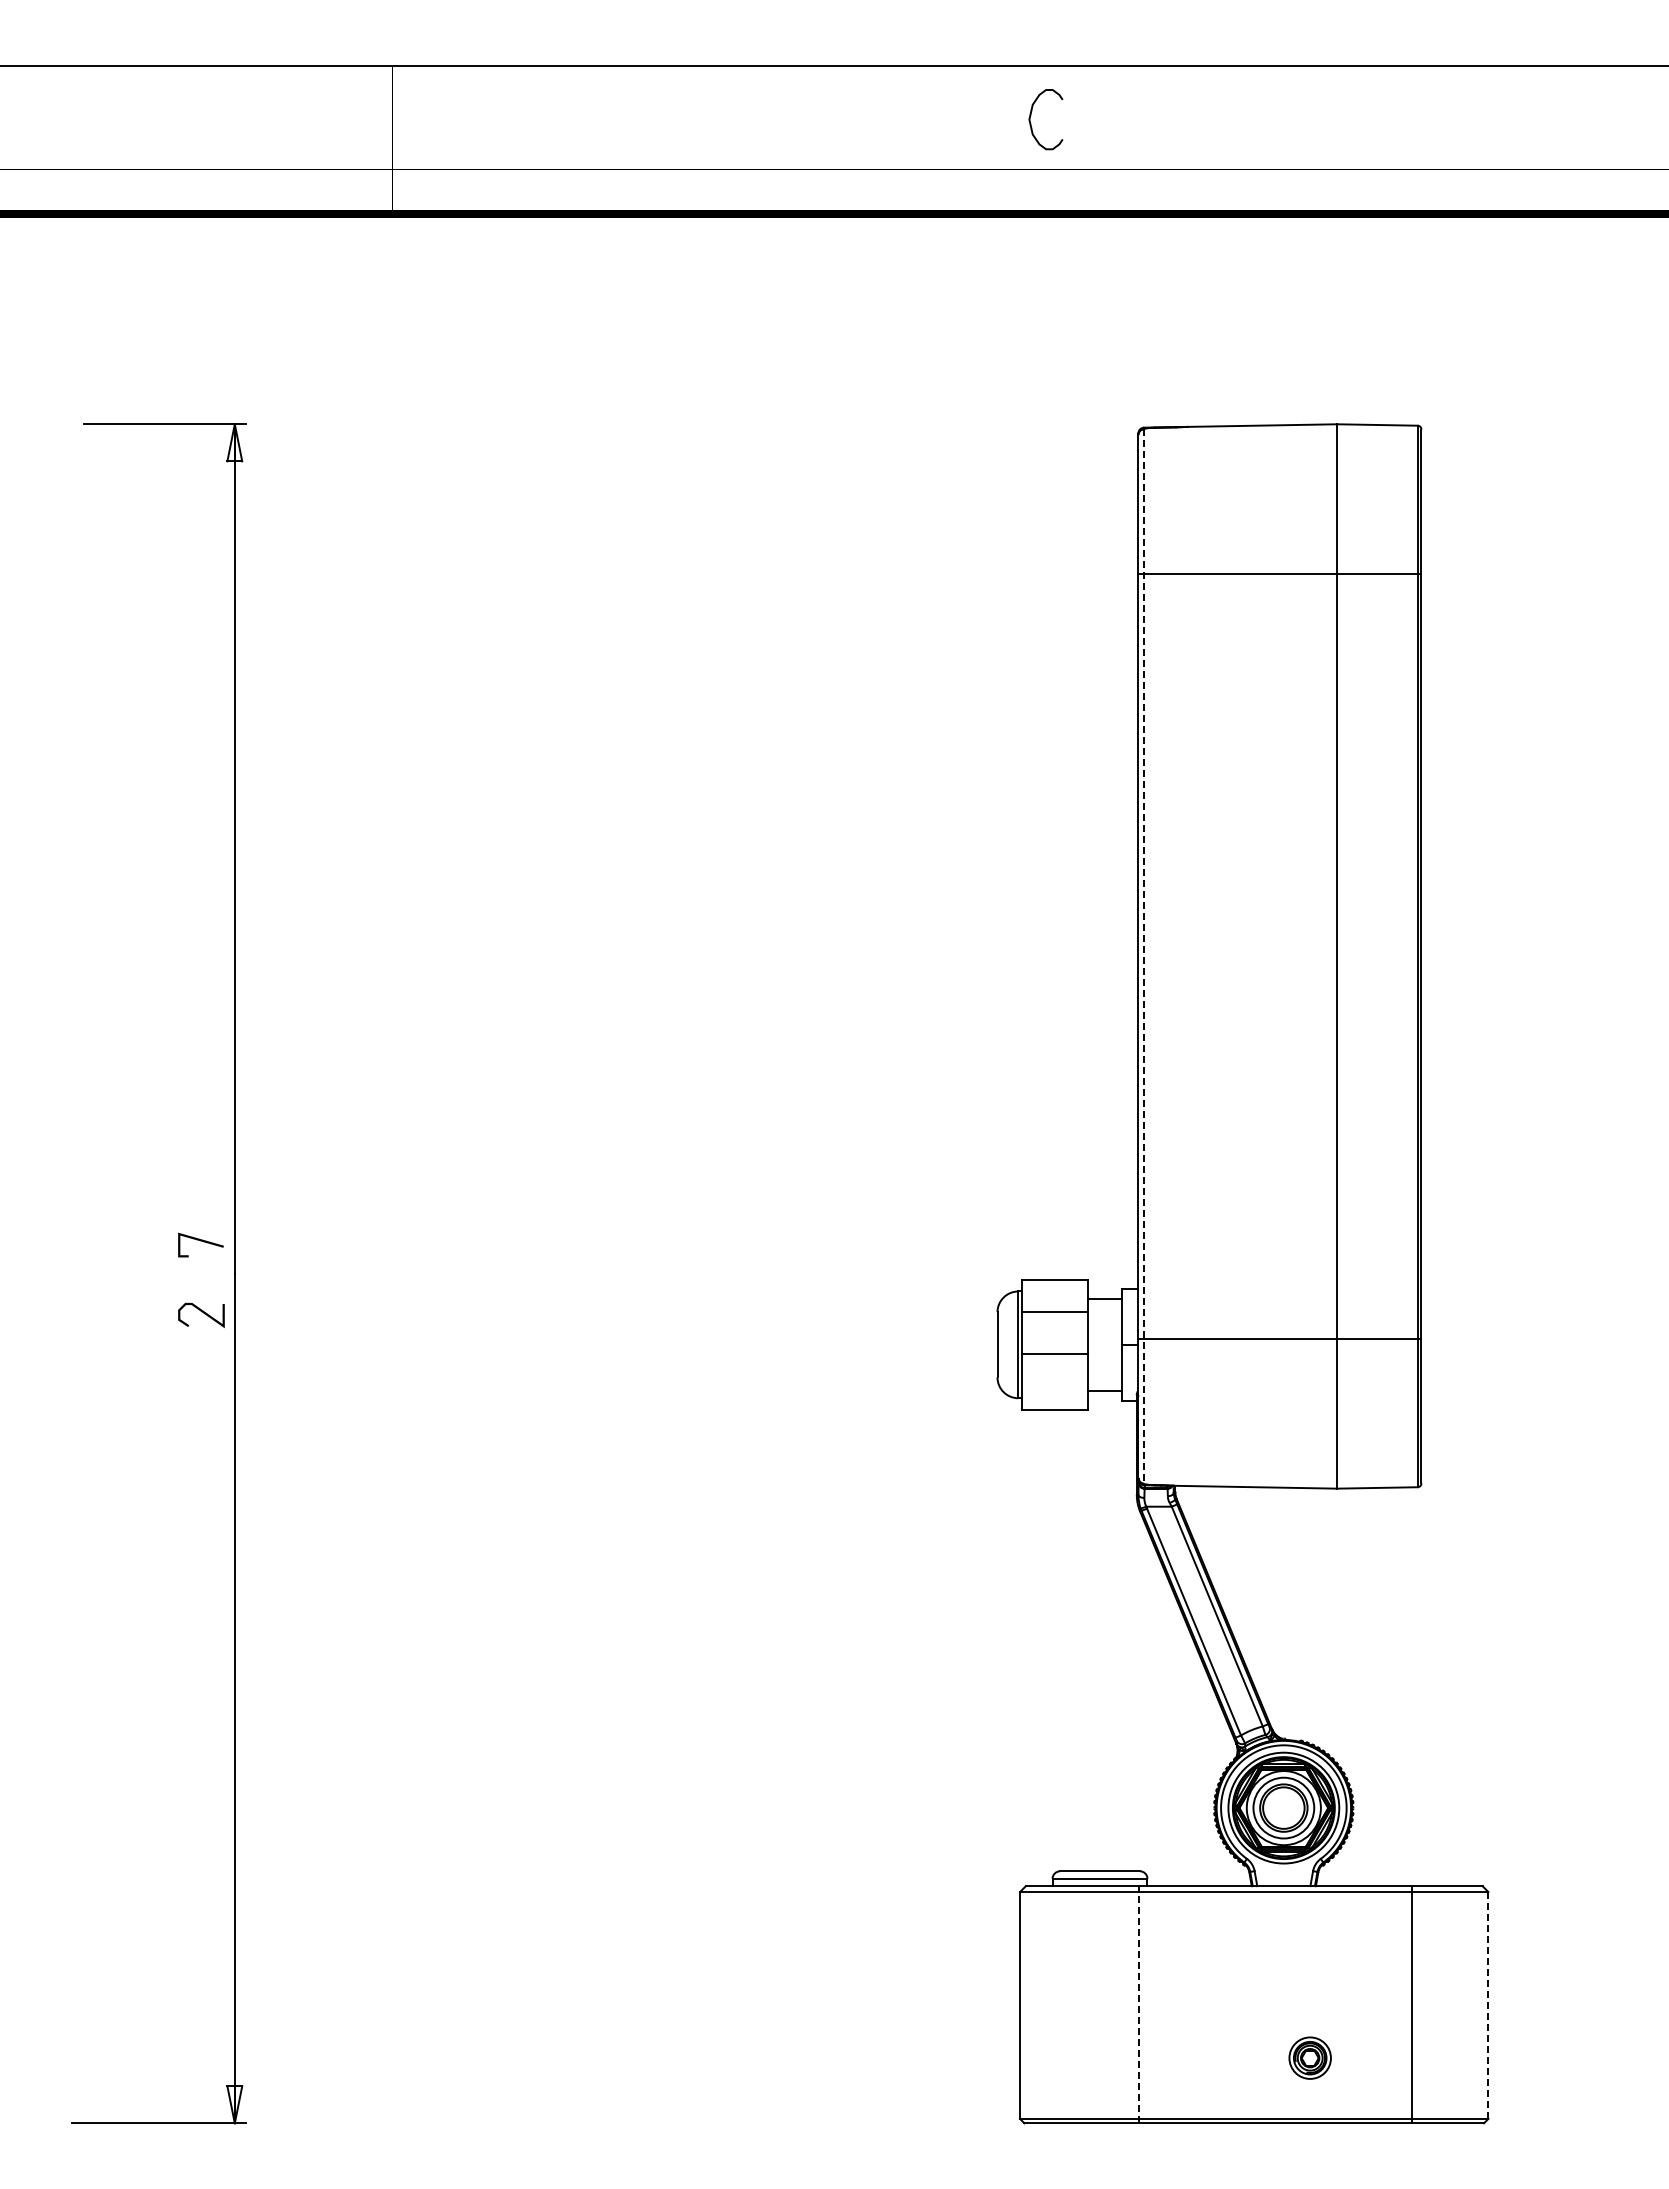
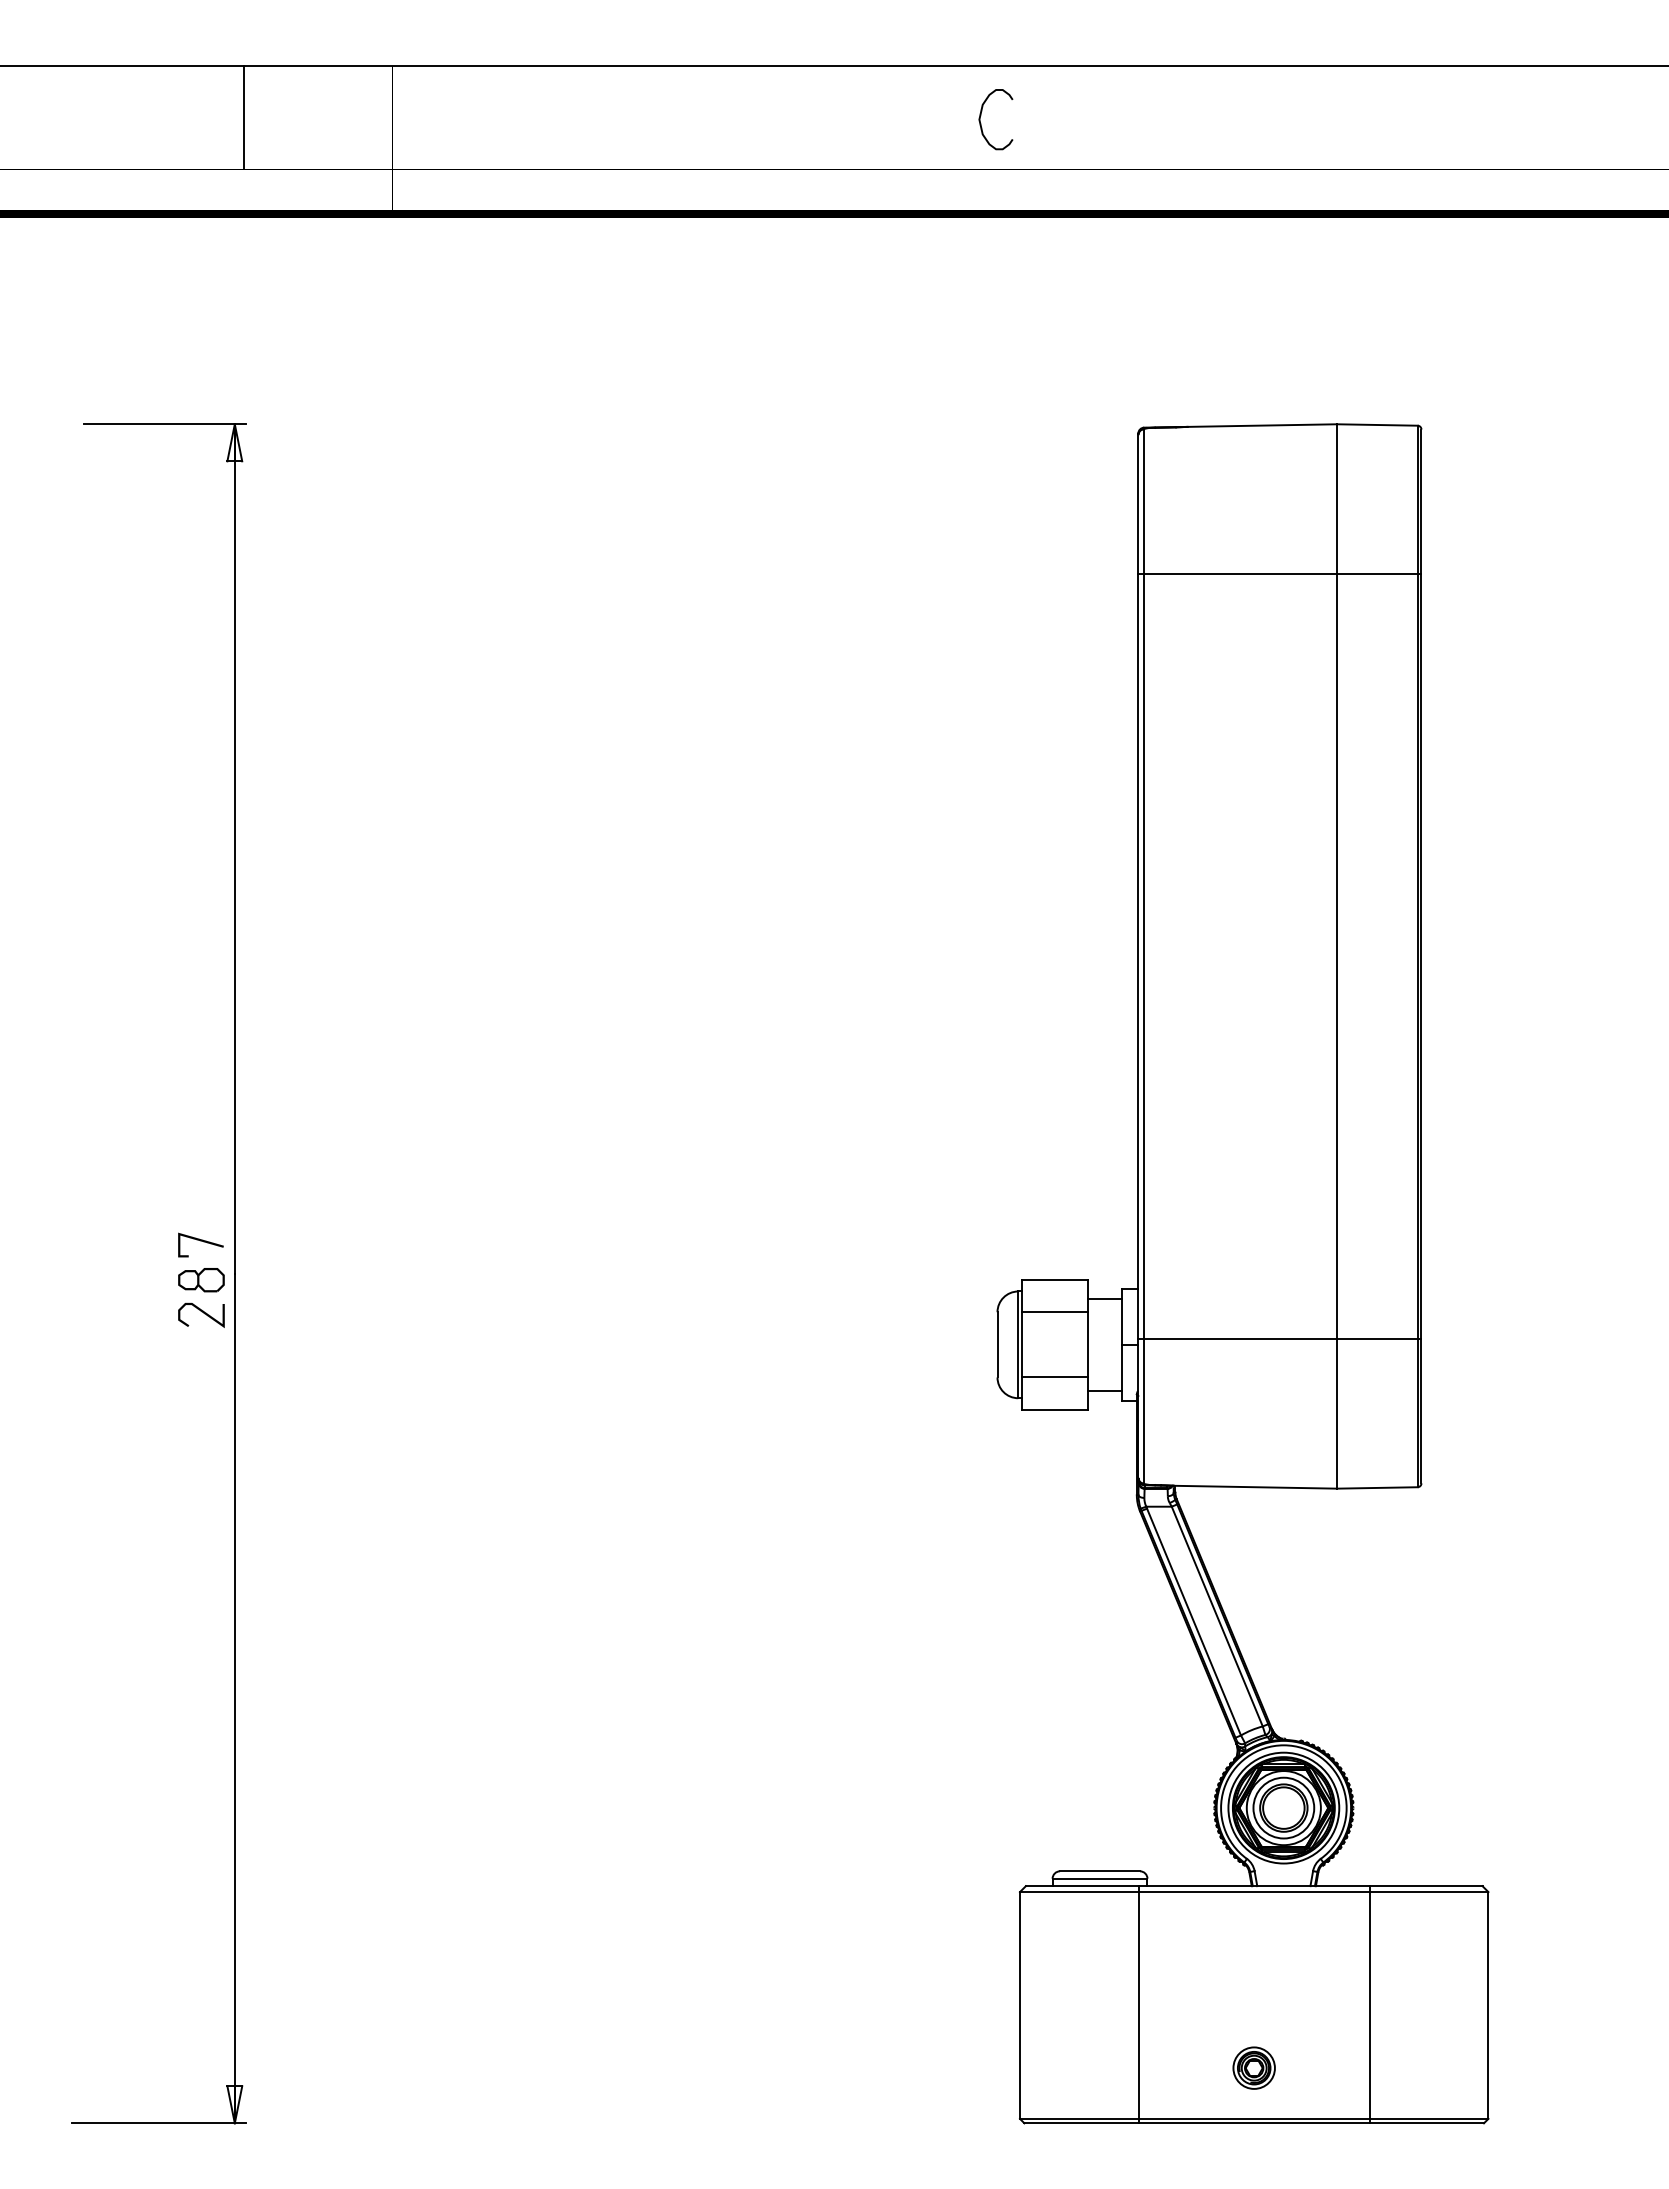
curve position: (1031, 115) -> (981, 115) (981, 115)
line: none -> present (244, 117)
line: dashed -> solid (1144, 956)
part: none -> present (201, 1280)
line position: (1054, 1354) -> (1054, 1377) (1054, 1377)
line: dashed -> solid (1138, 2004)
line position: (1411, 2004) -> (1369, 2004) (1369, 2004)
line: dashed -> solid (1488, 2005)
part position: (1309, 2057) -> (1253, 2067) (1253, 2067)
